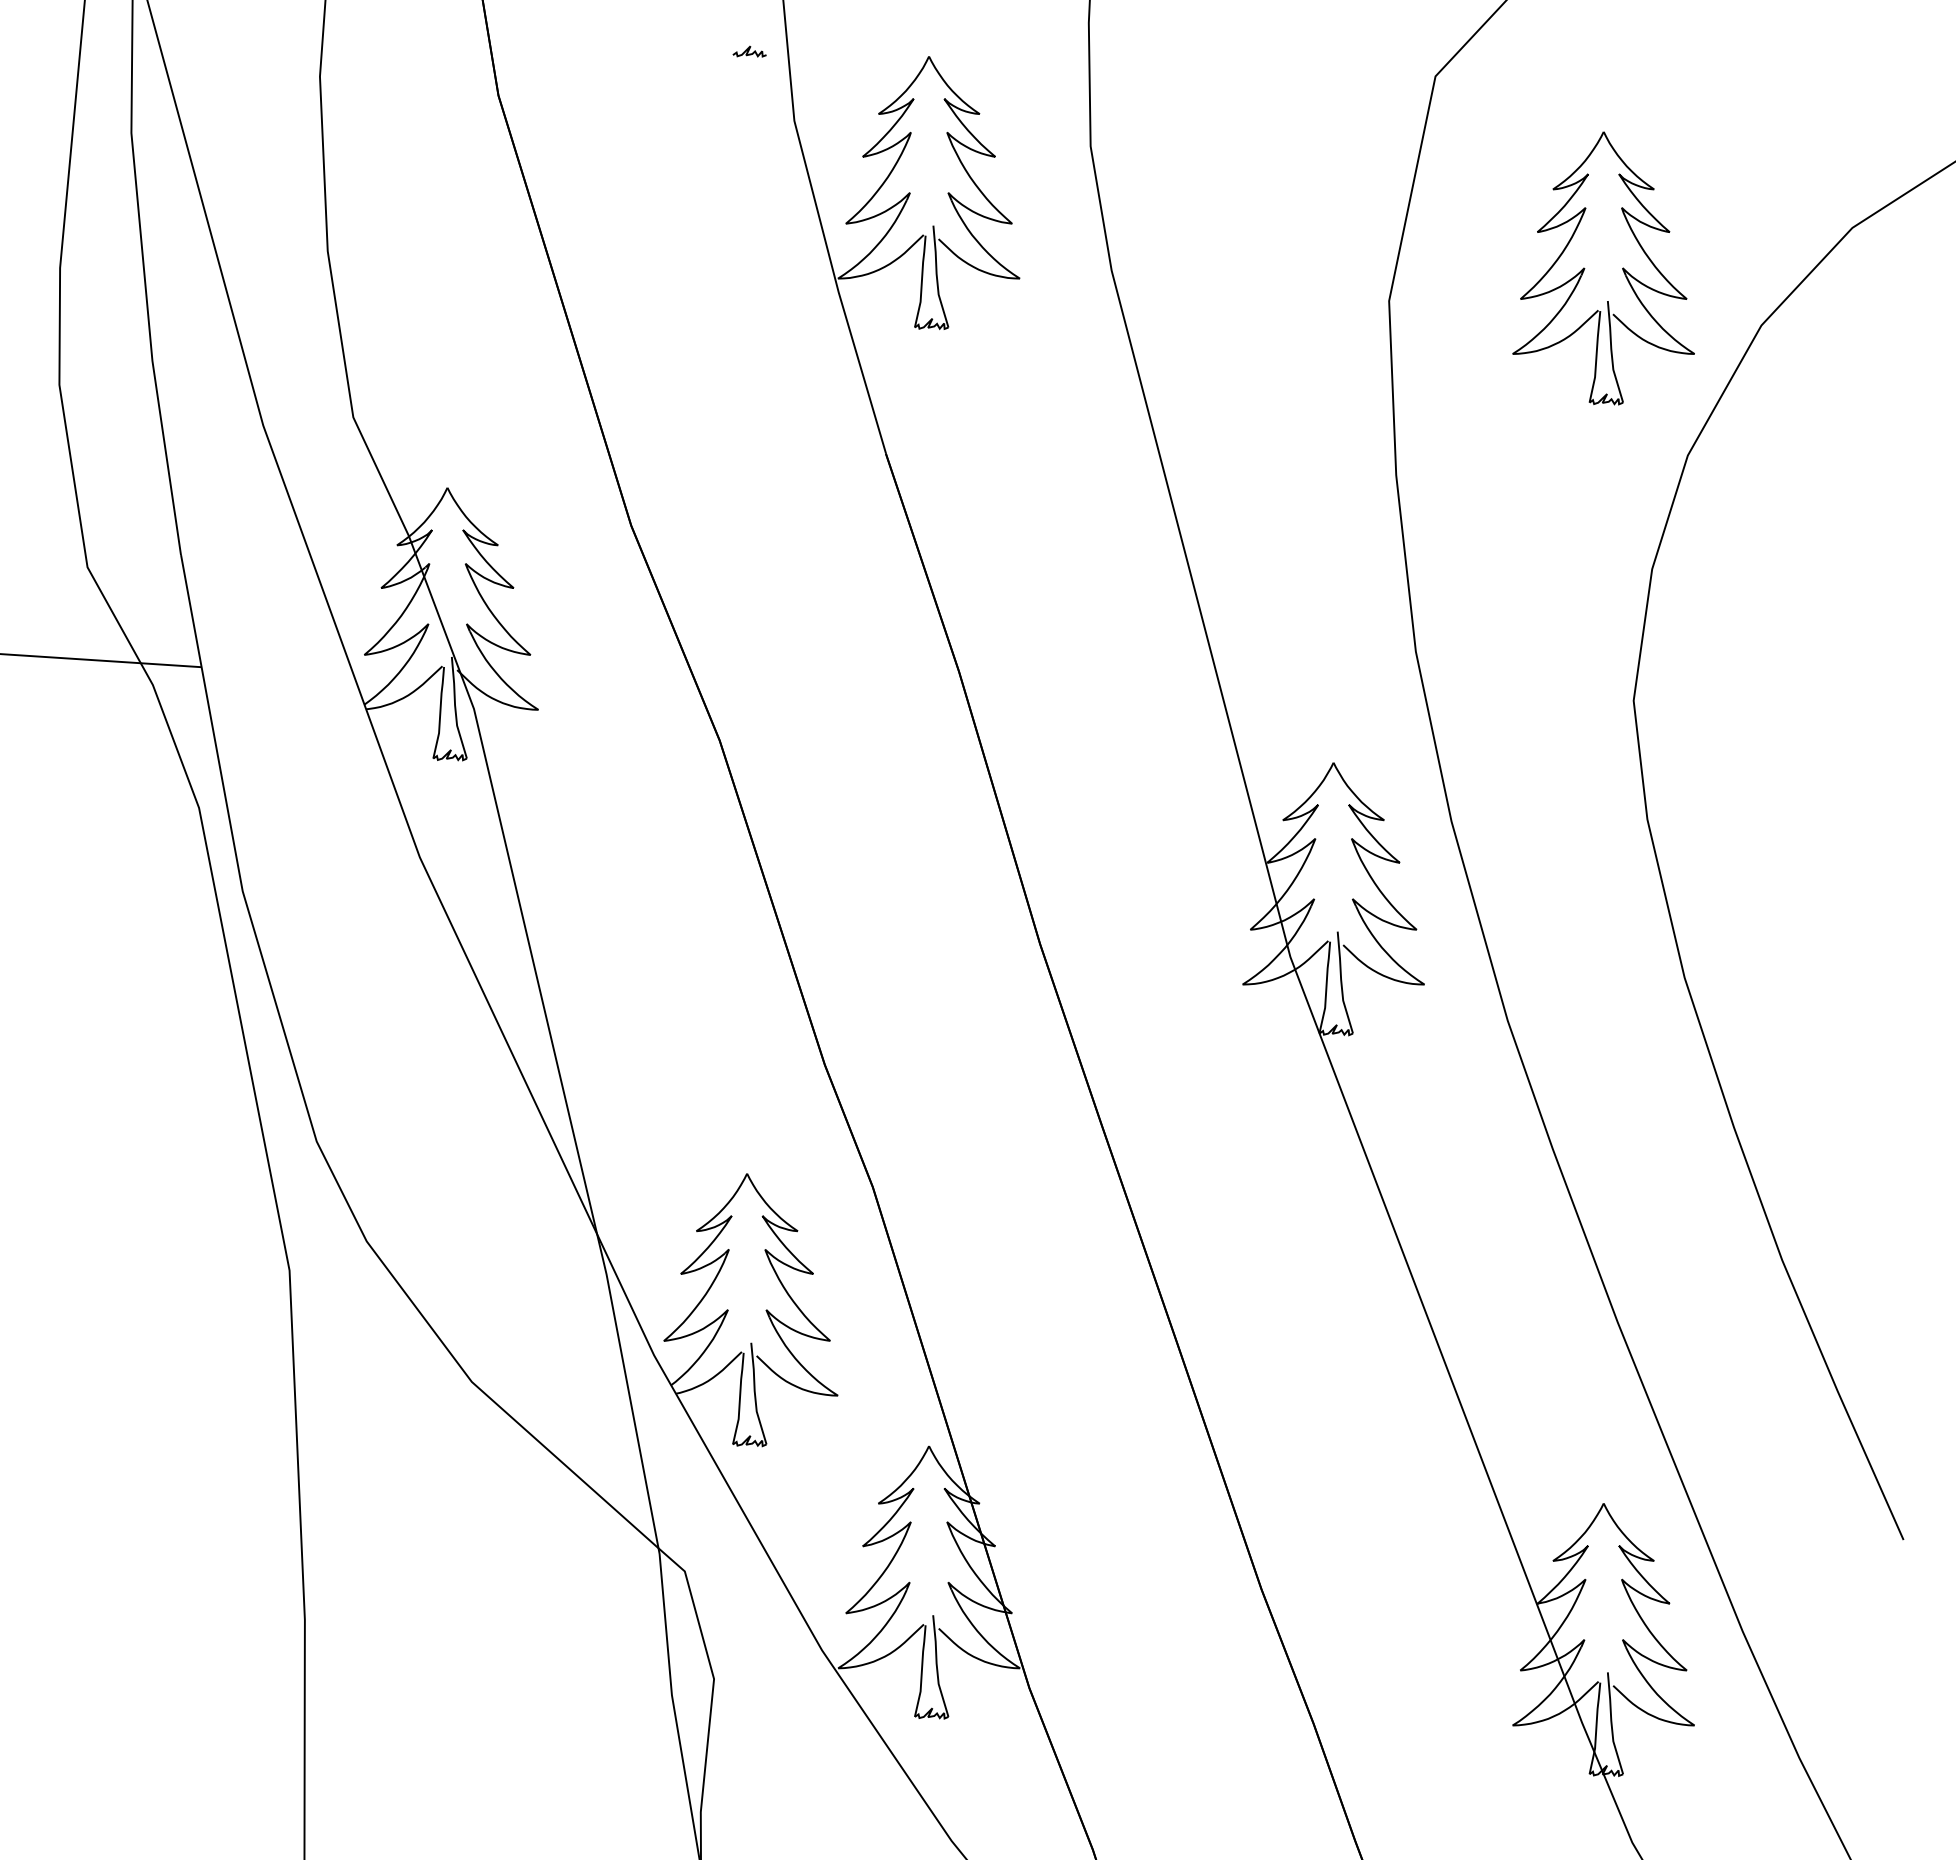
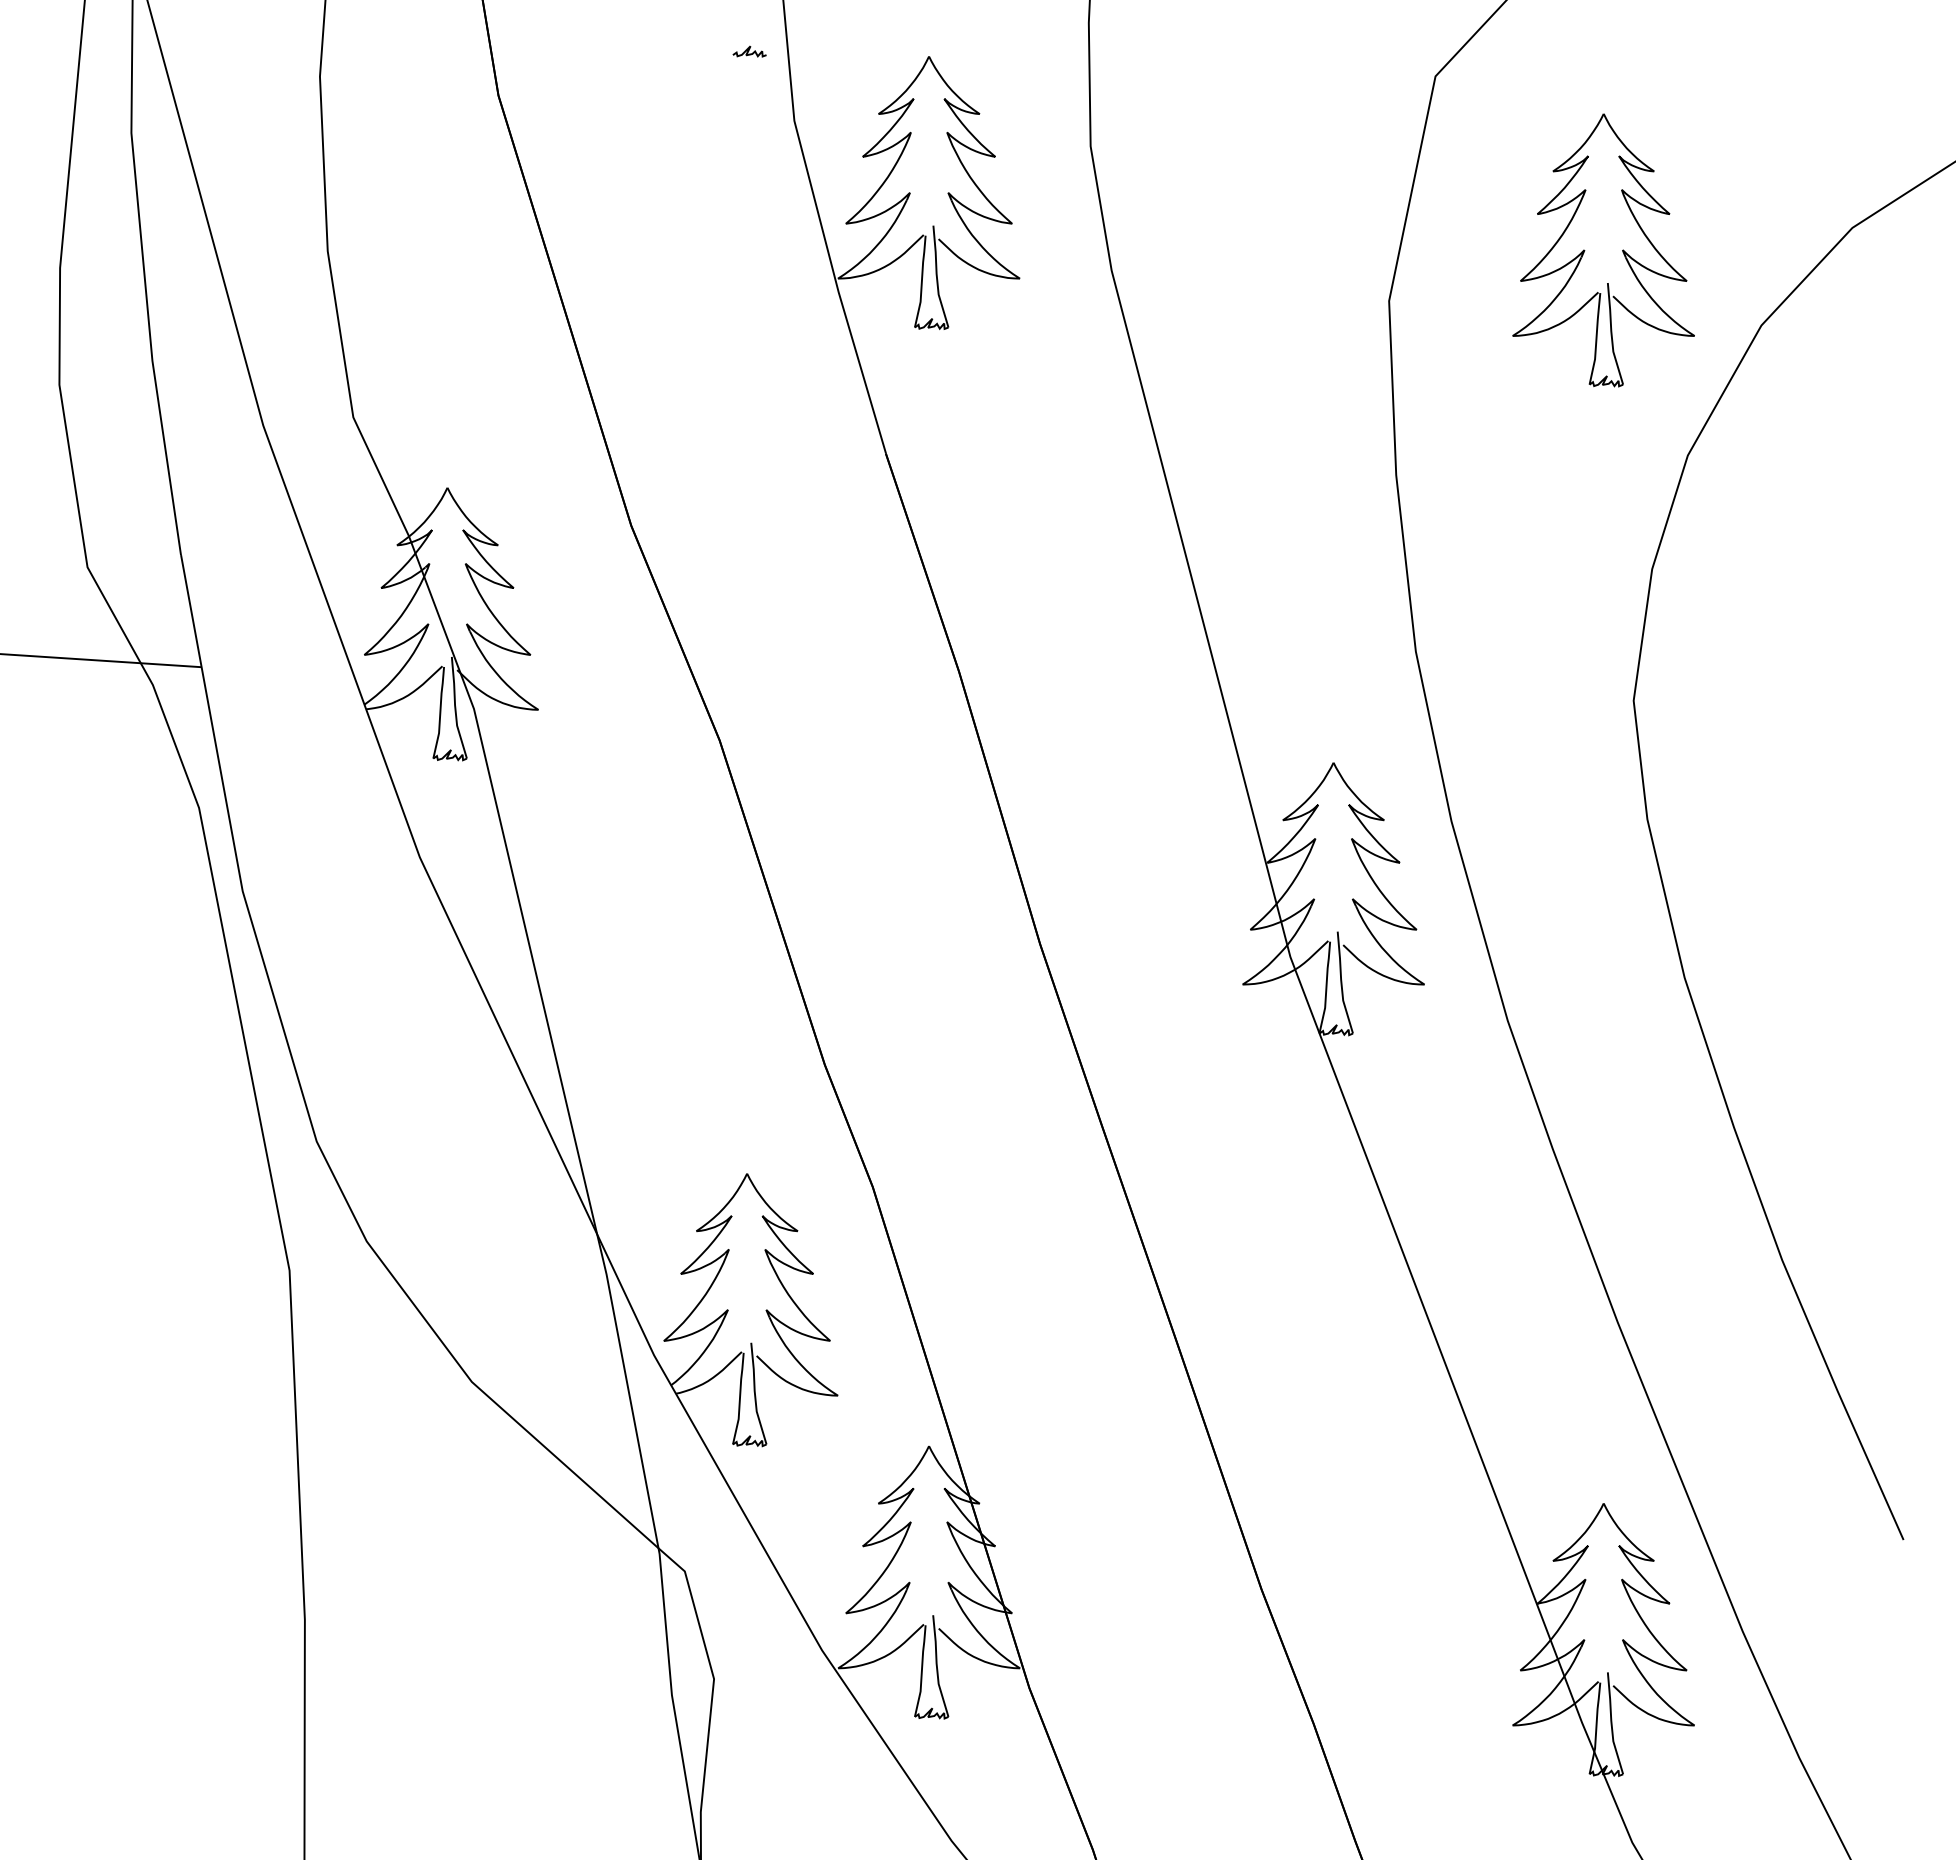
part position: (1585, 268) -> (1585, 250) (1585, 250)
